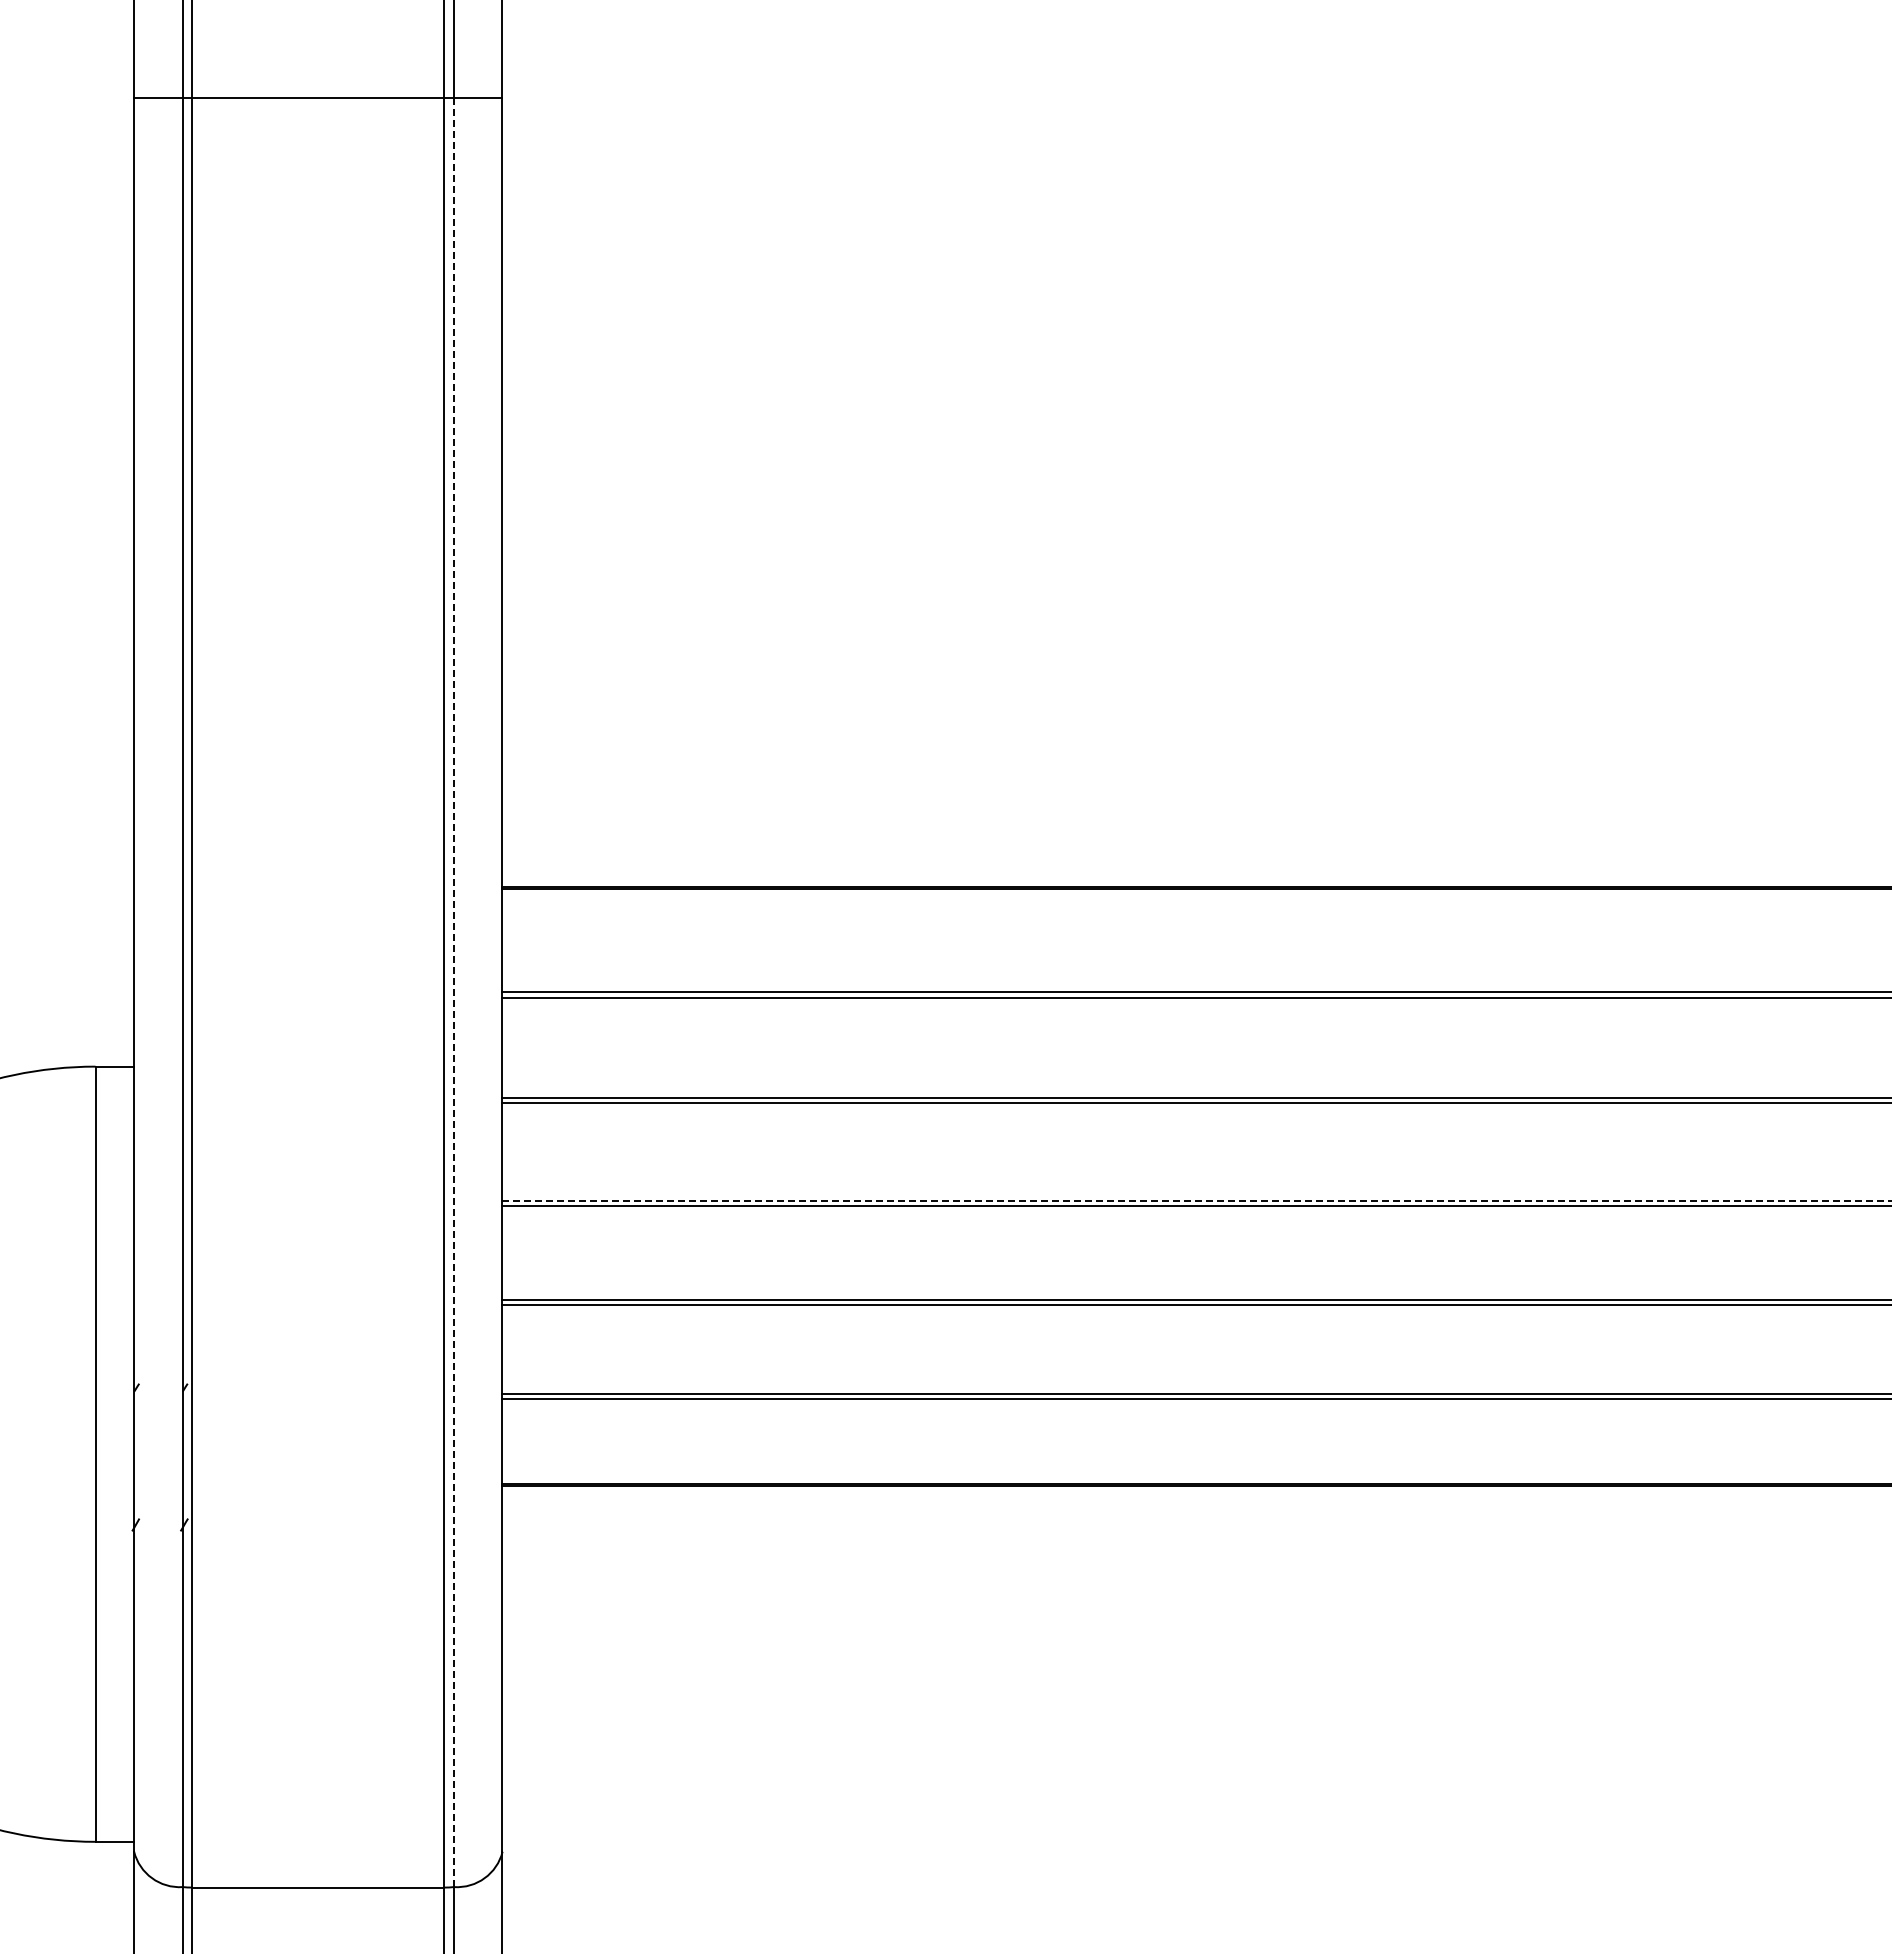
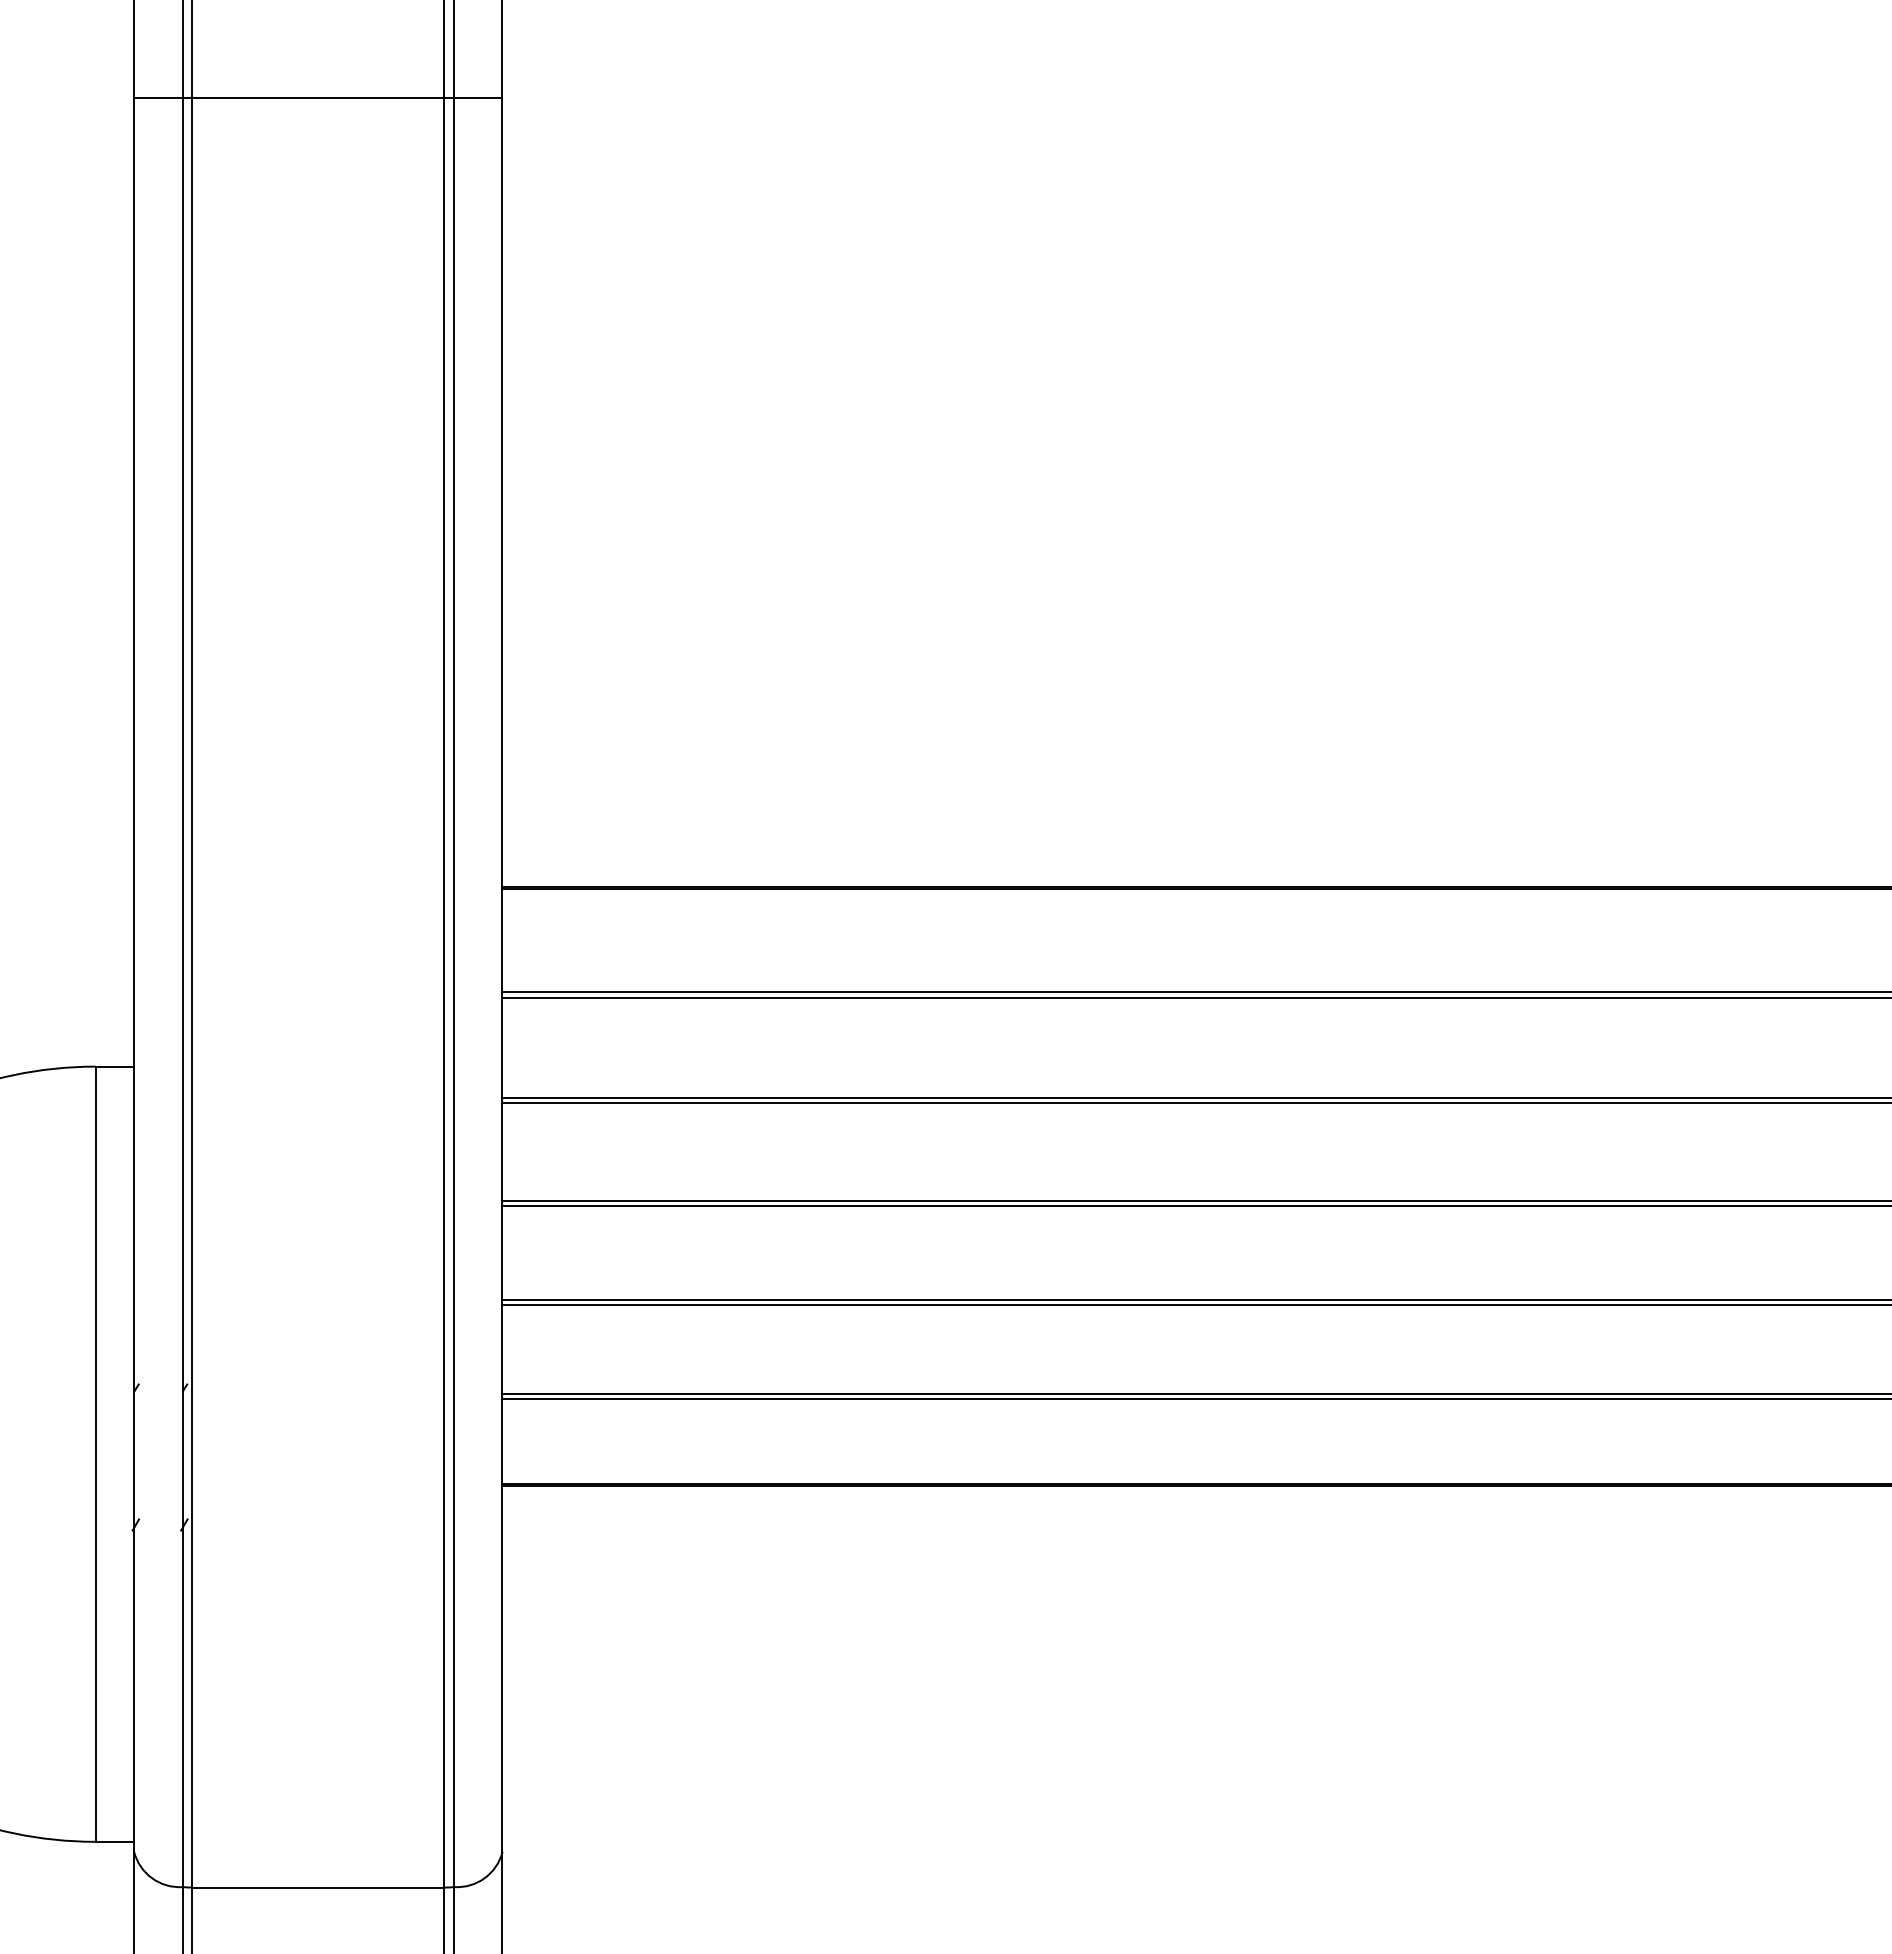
line: dashed -> solid (454, 992)
line: dashed -> solid (1197, 1200)
